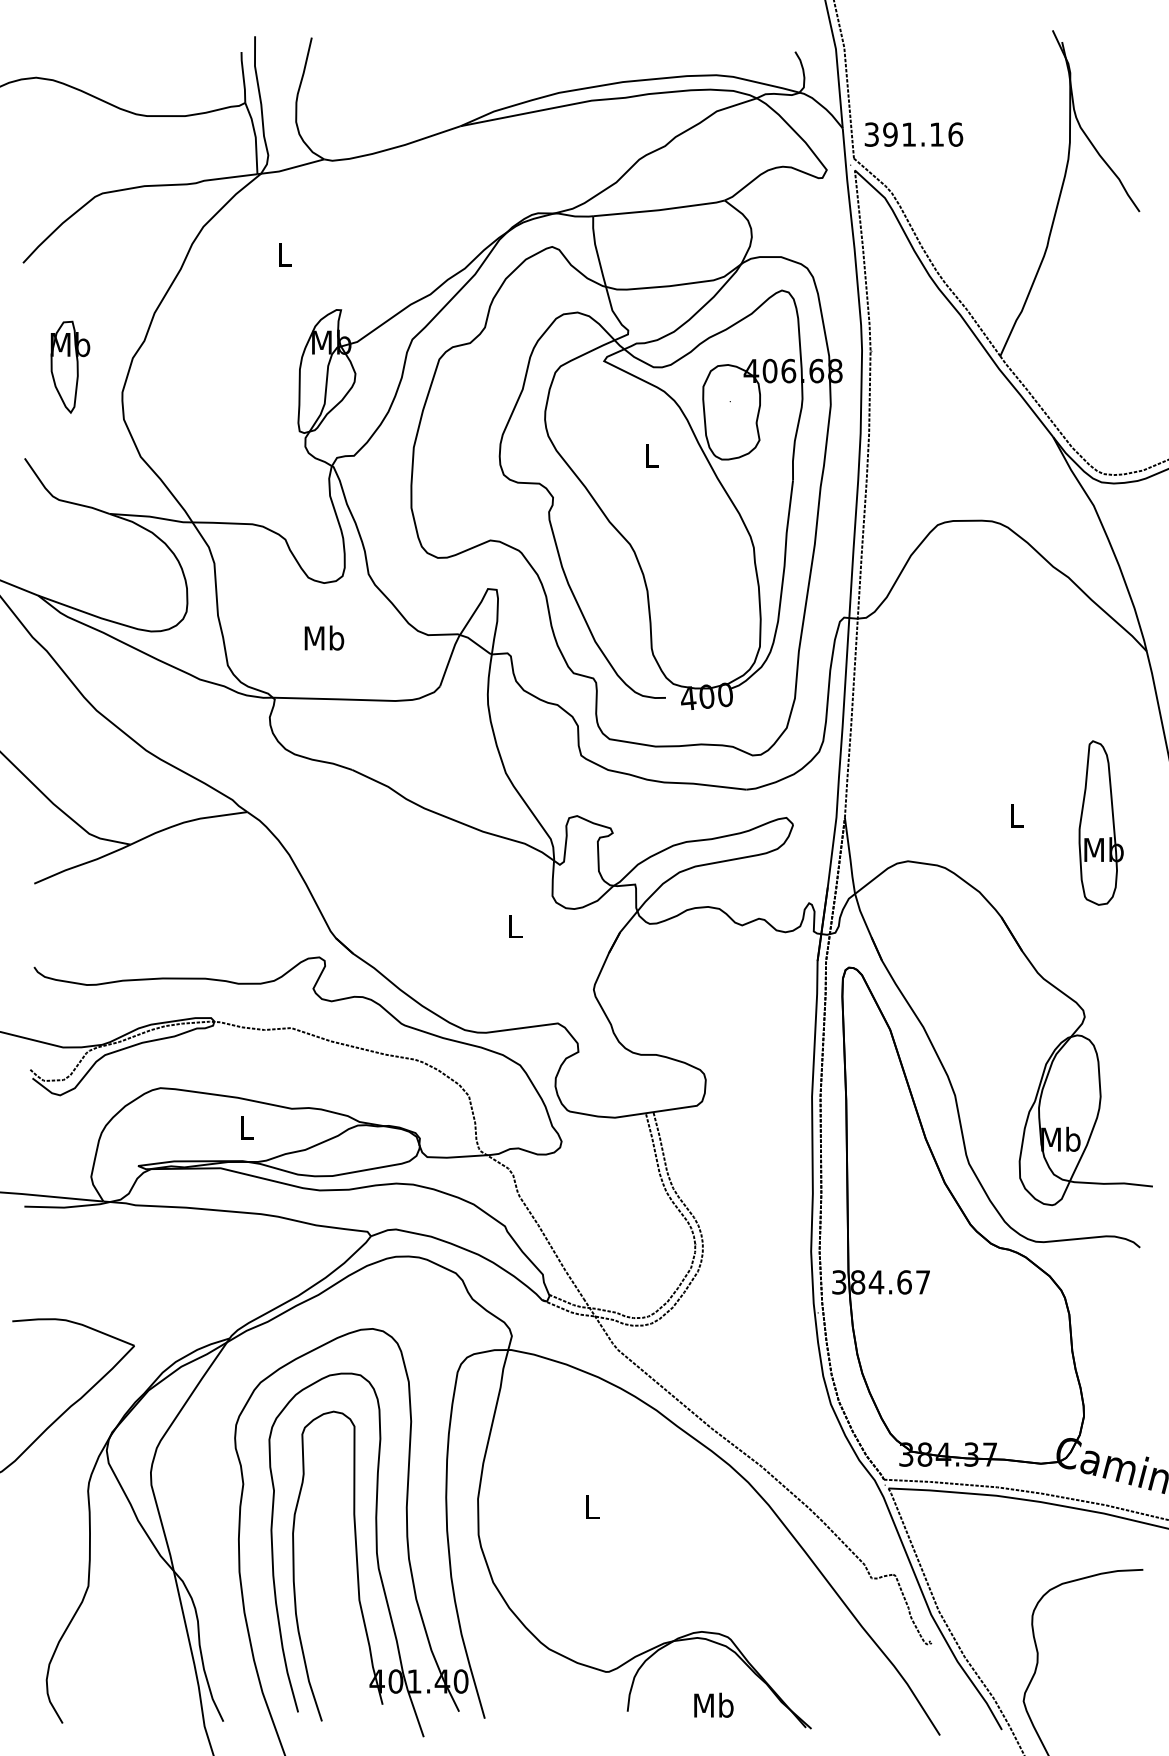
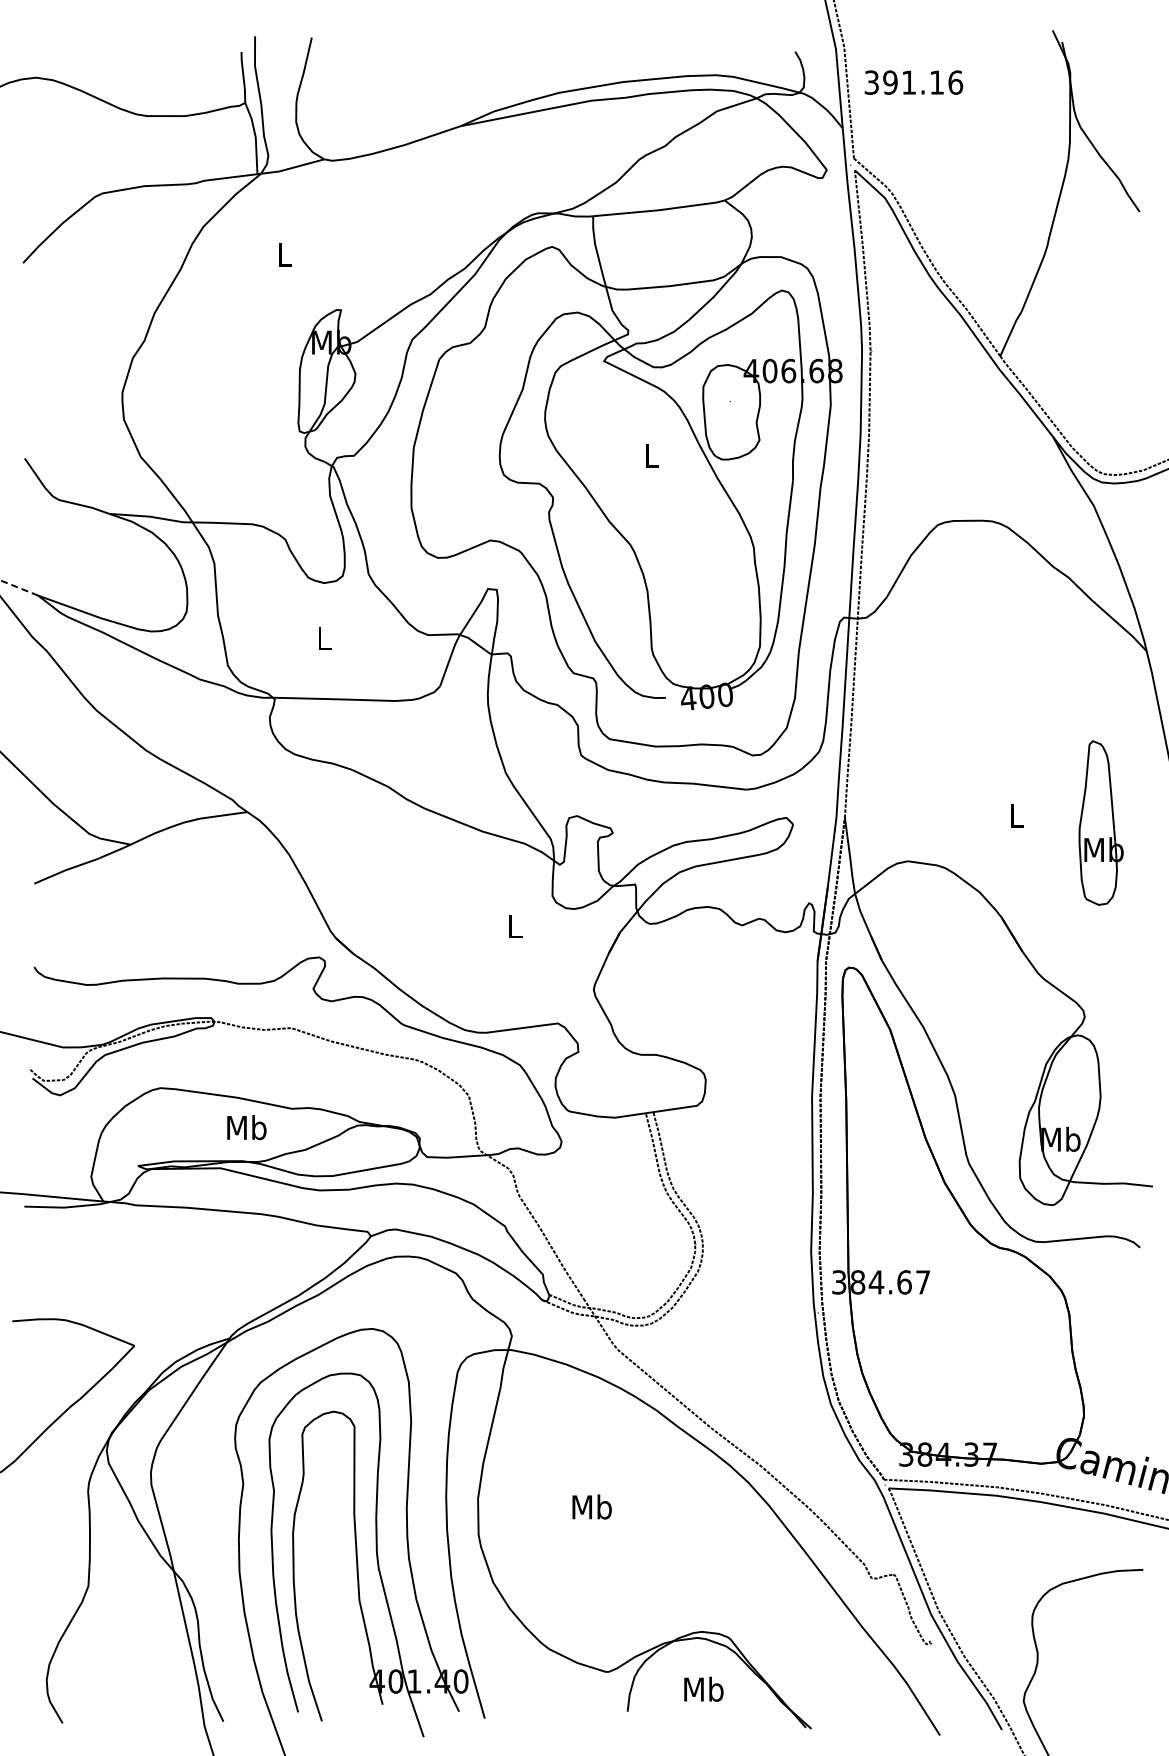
text position: (913, 134) -> (913, 82) (913, 82)
part: present -> none (70, 366)
line: solid -> dashed (18, 587)
text: Mb -> L (324, 637)
text: L -> Mb (246, 1127)
text: L -> Mb (591, 1506)
text position: (713, 1704) -> (703, 1688) (703, 1688)
